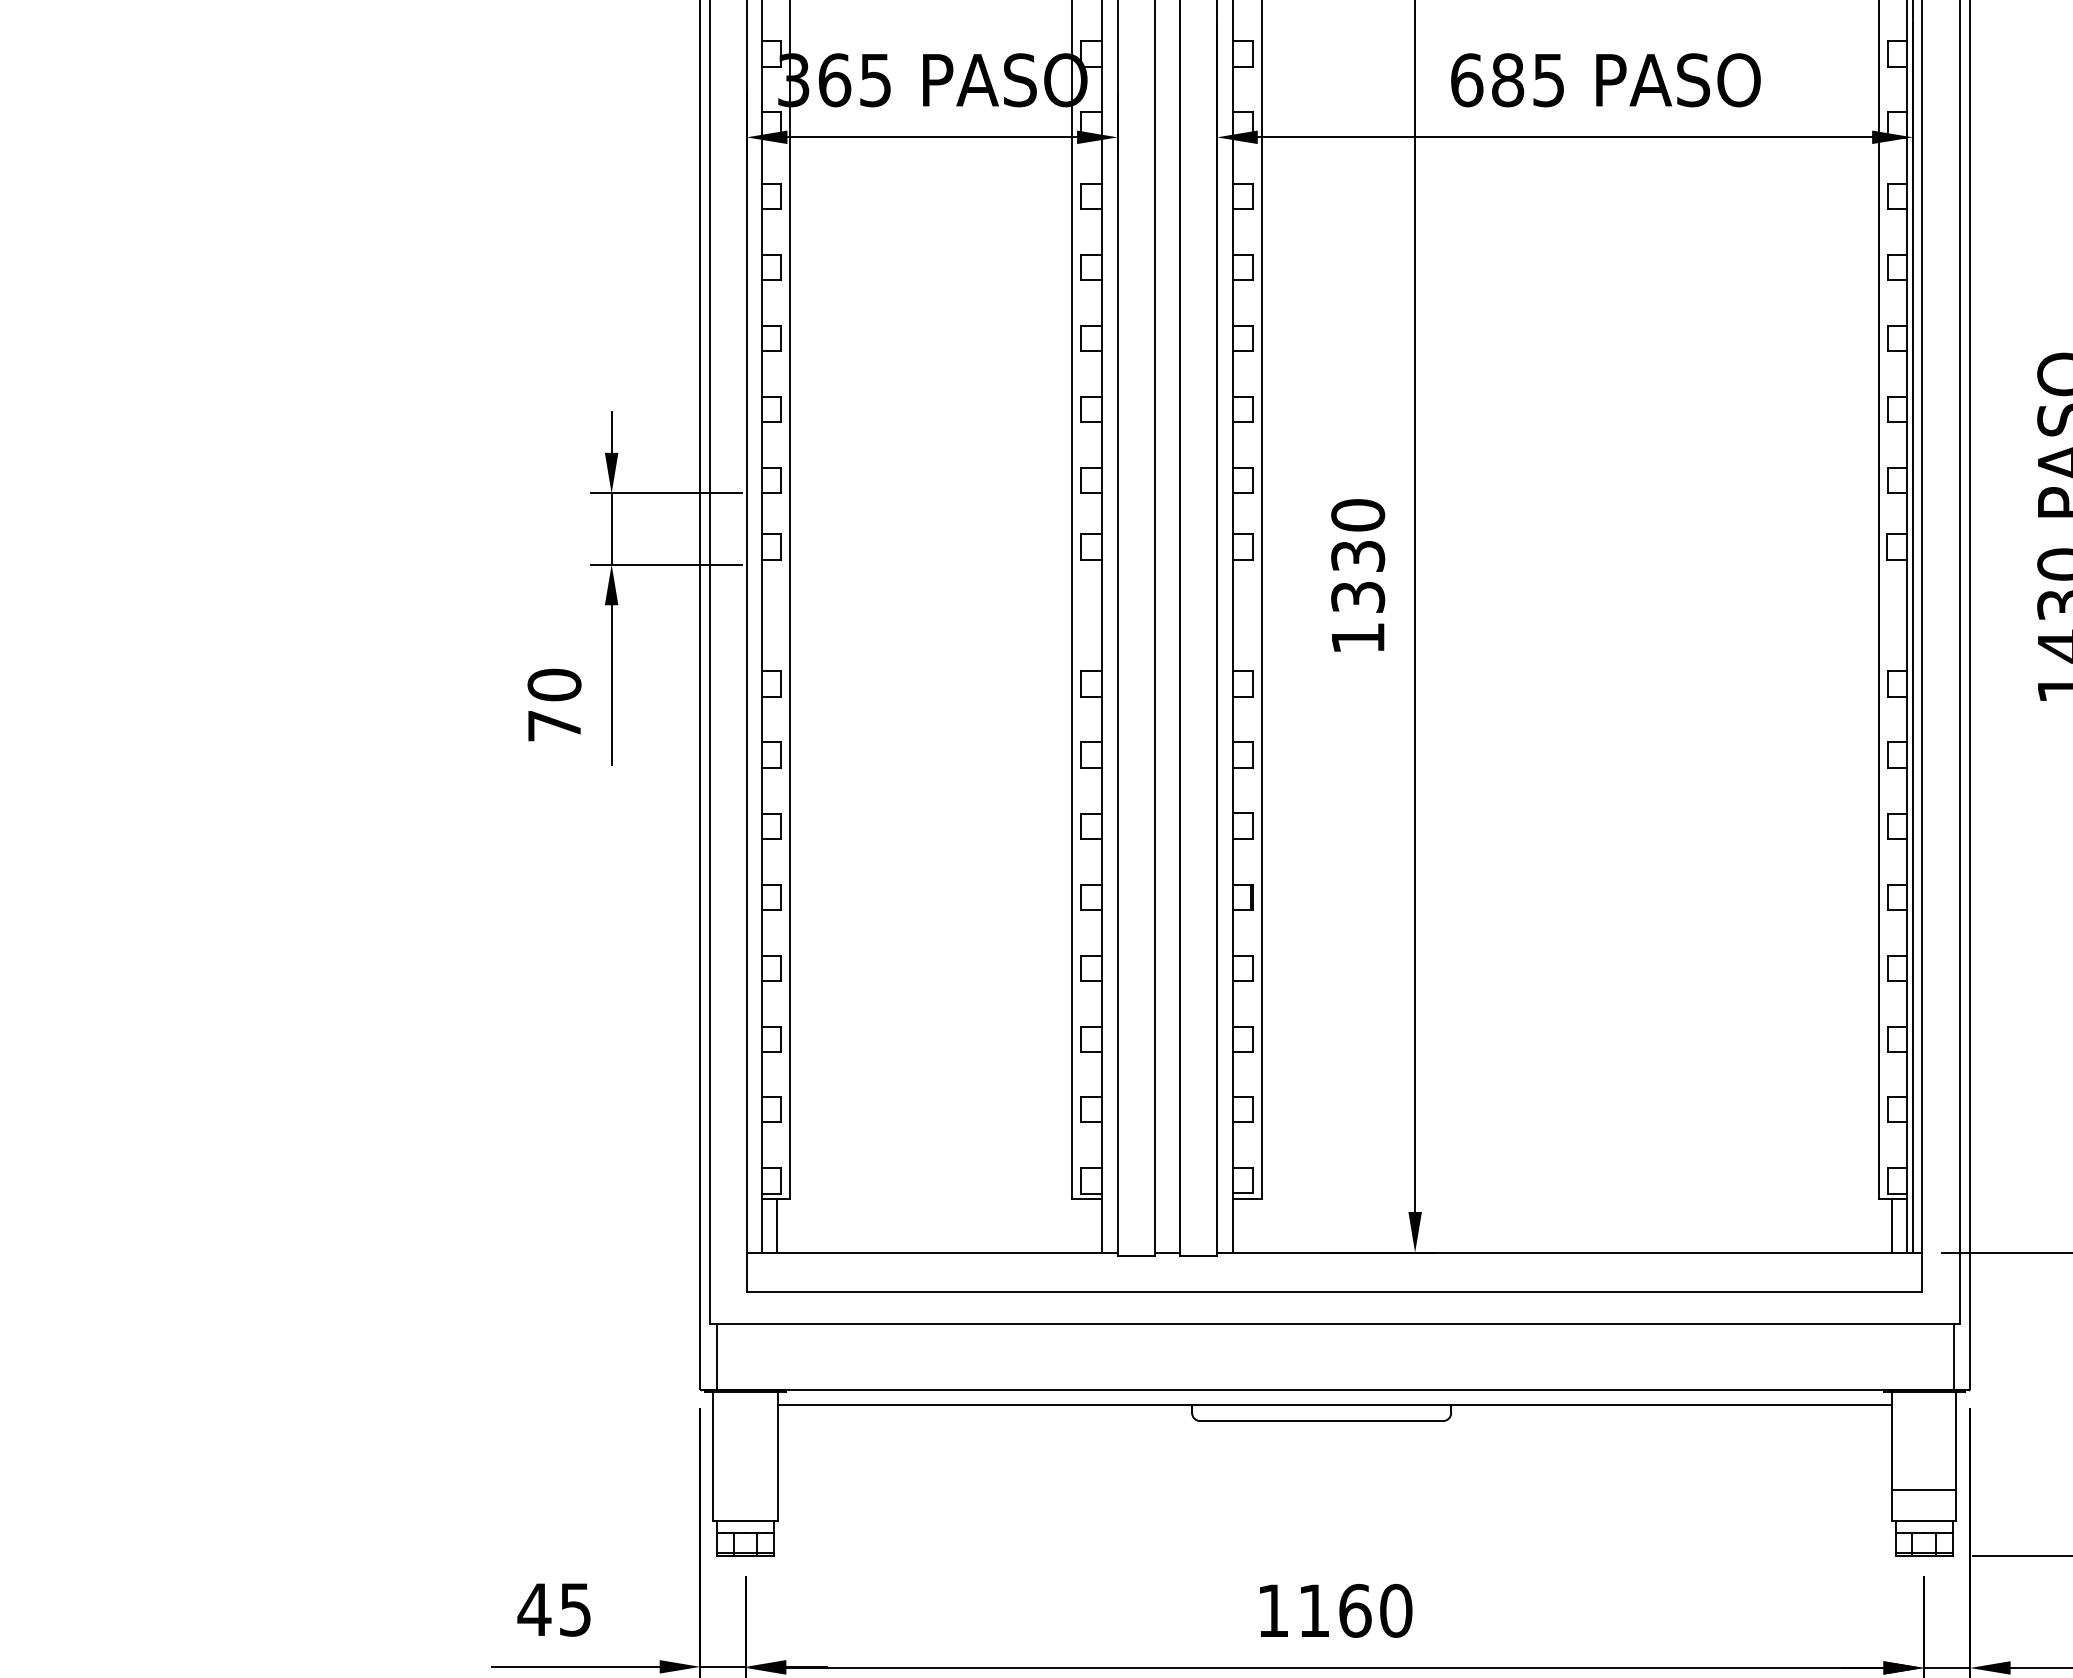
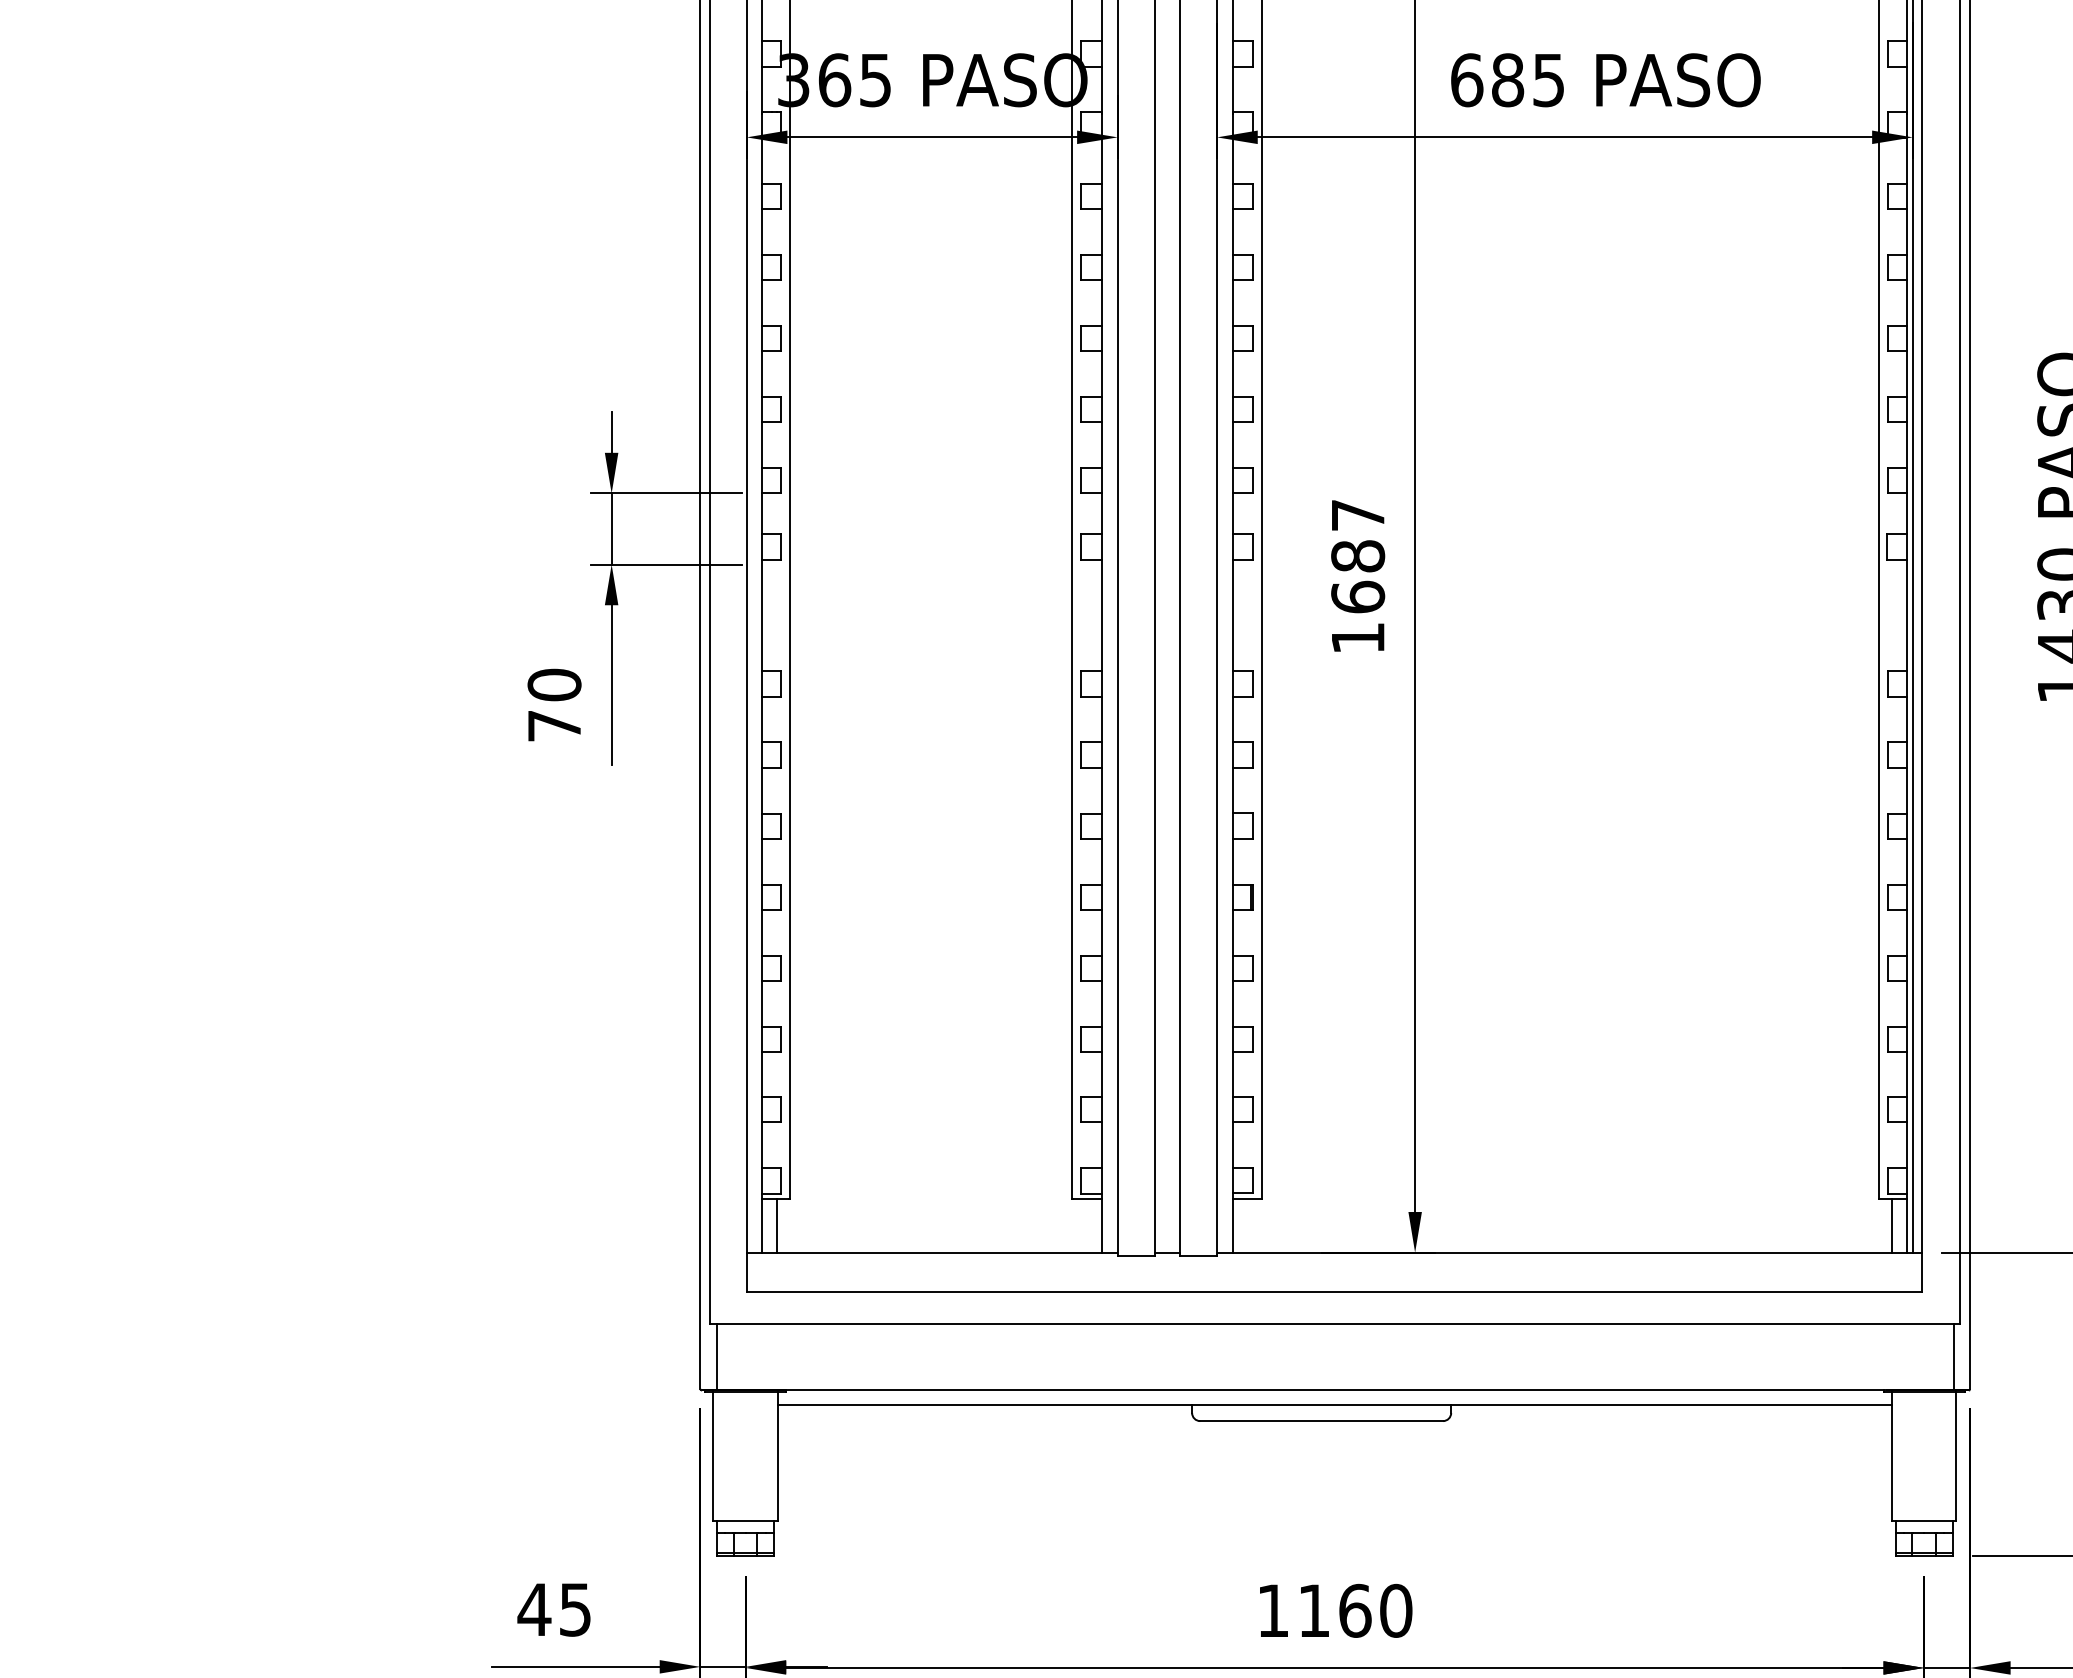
text: 1330 -> 1687 (1358, 556)
line: present -> none (1923, 1490)
